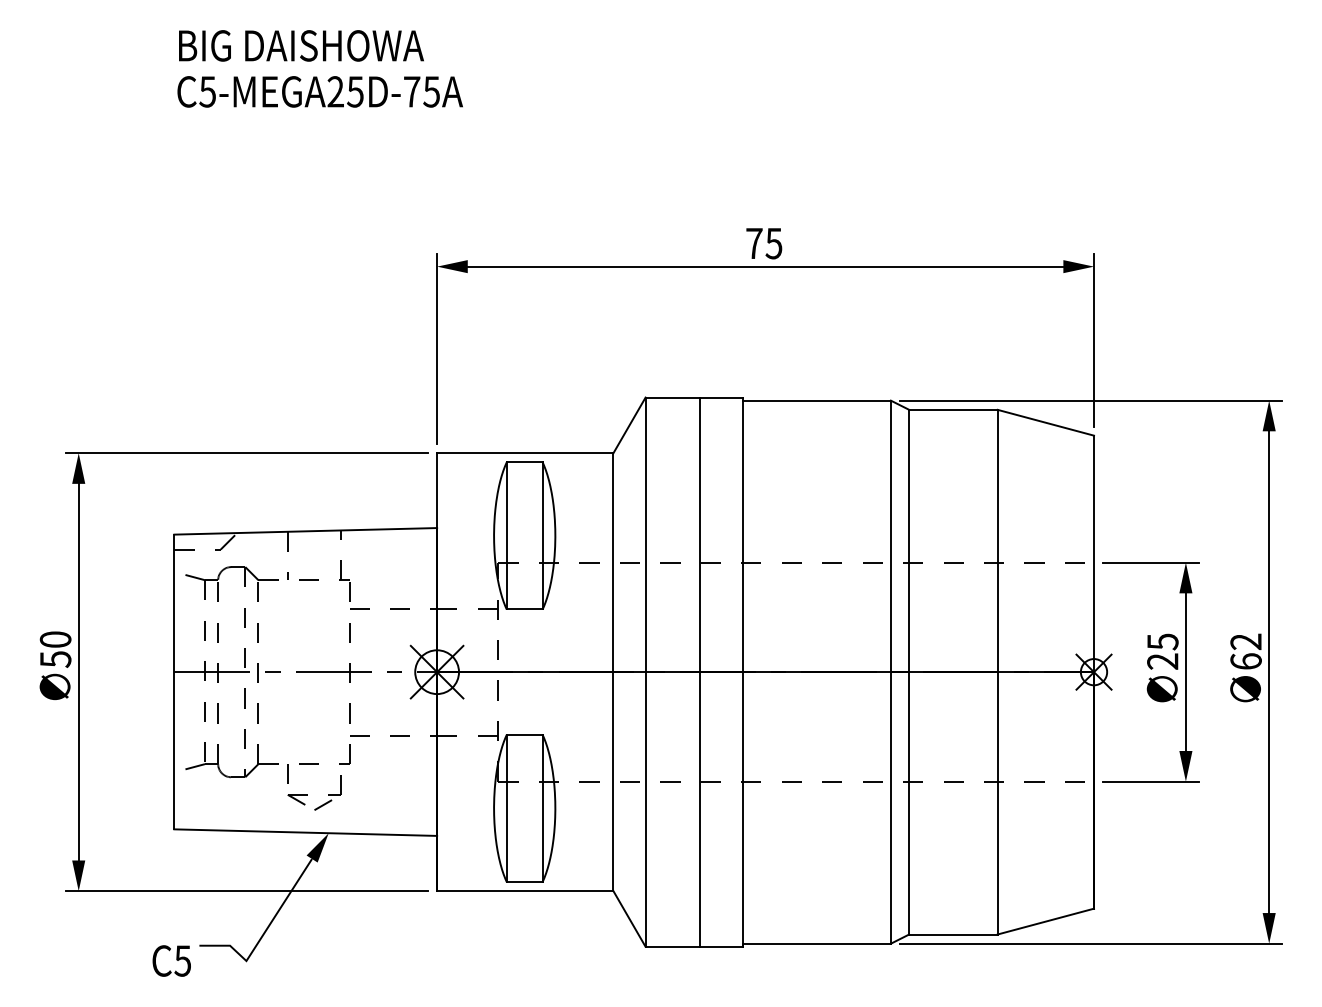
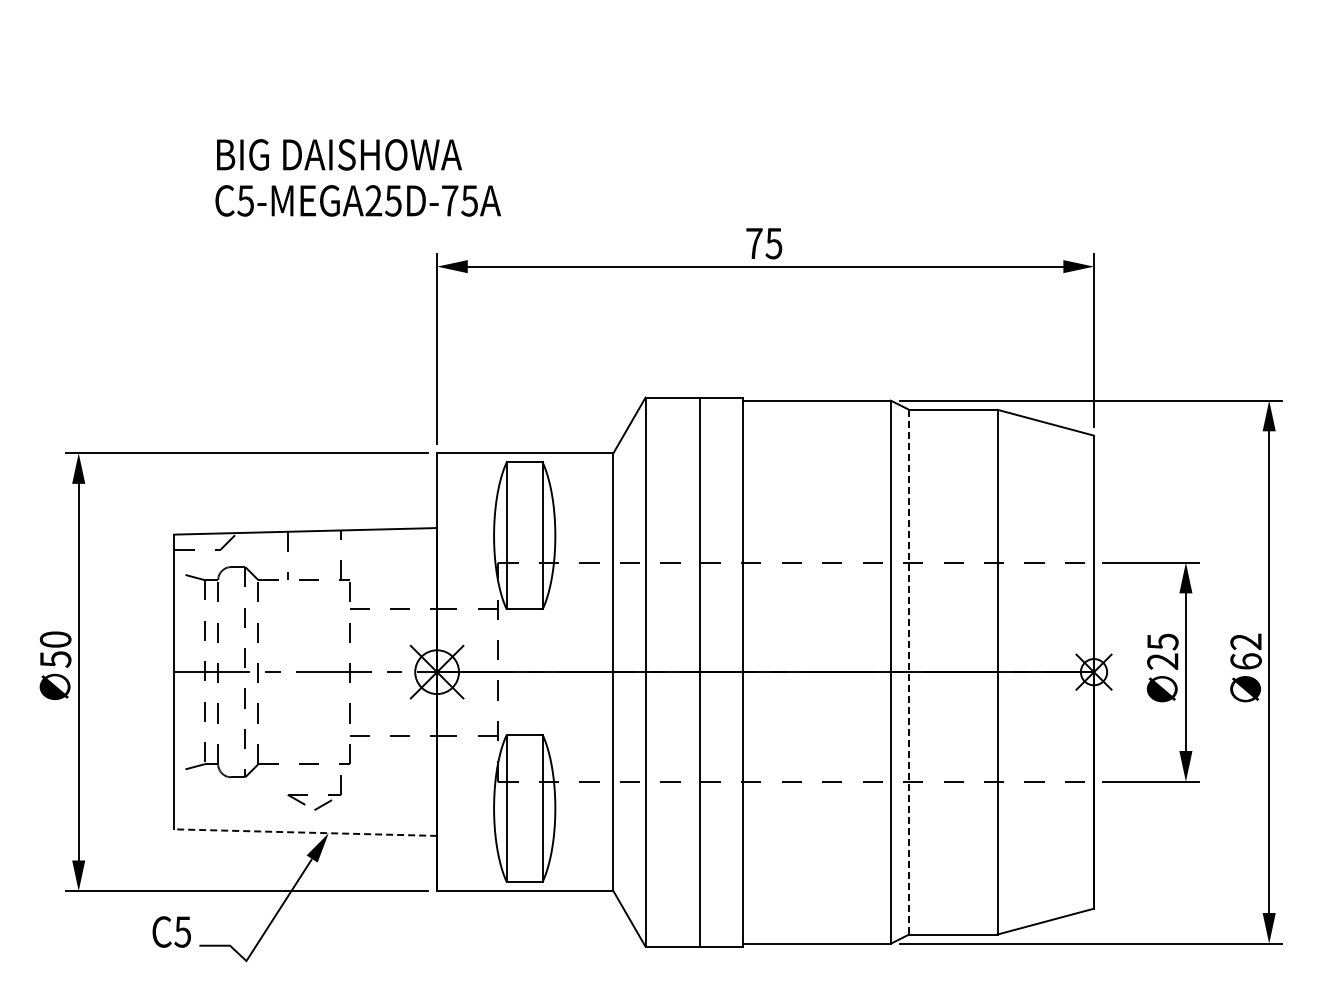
text position: (319, 68) -> (357, 177) (357, 177)
line: solid -> dashed (909, 672)
line: present -> none (287, 773)
line: solid -> dashed (305, 832)
text position: (171, 960) -> (171, 931) (171, 931)
